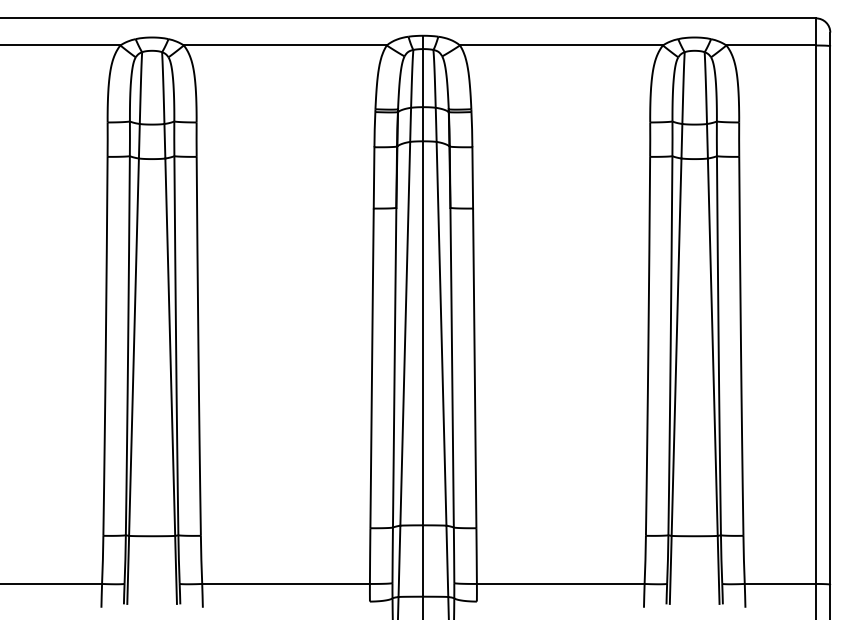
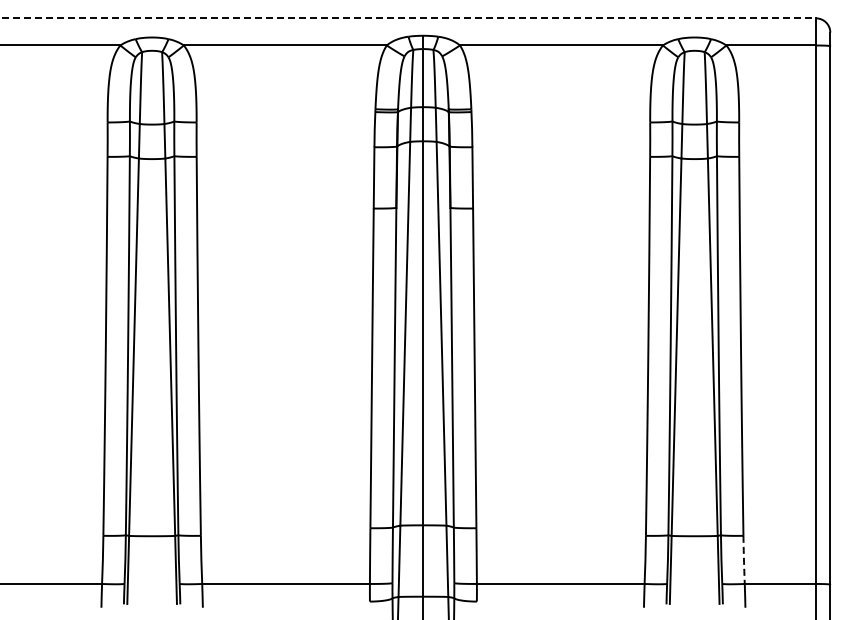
line: solid -> dashed (408, 18)
arc: solid -> dashed (743, 559)
